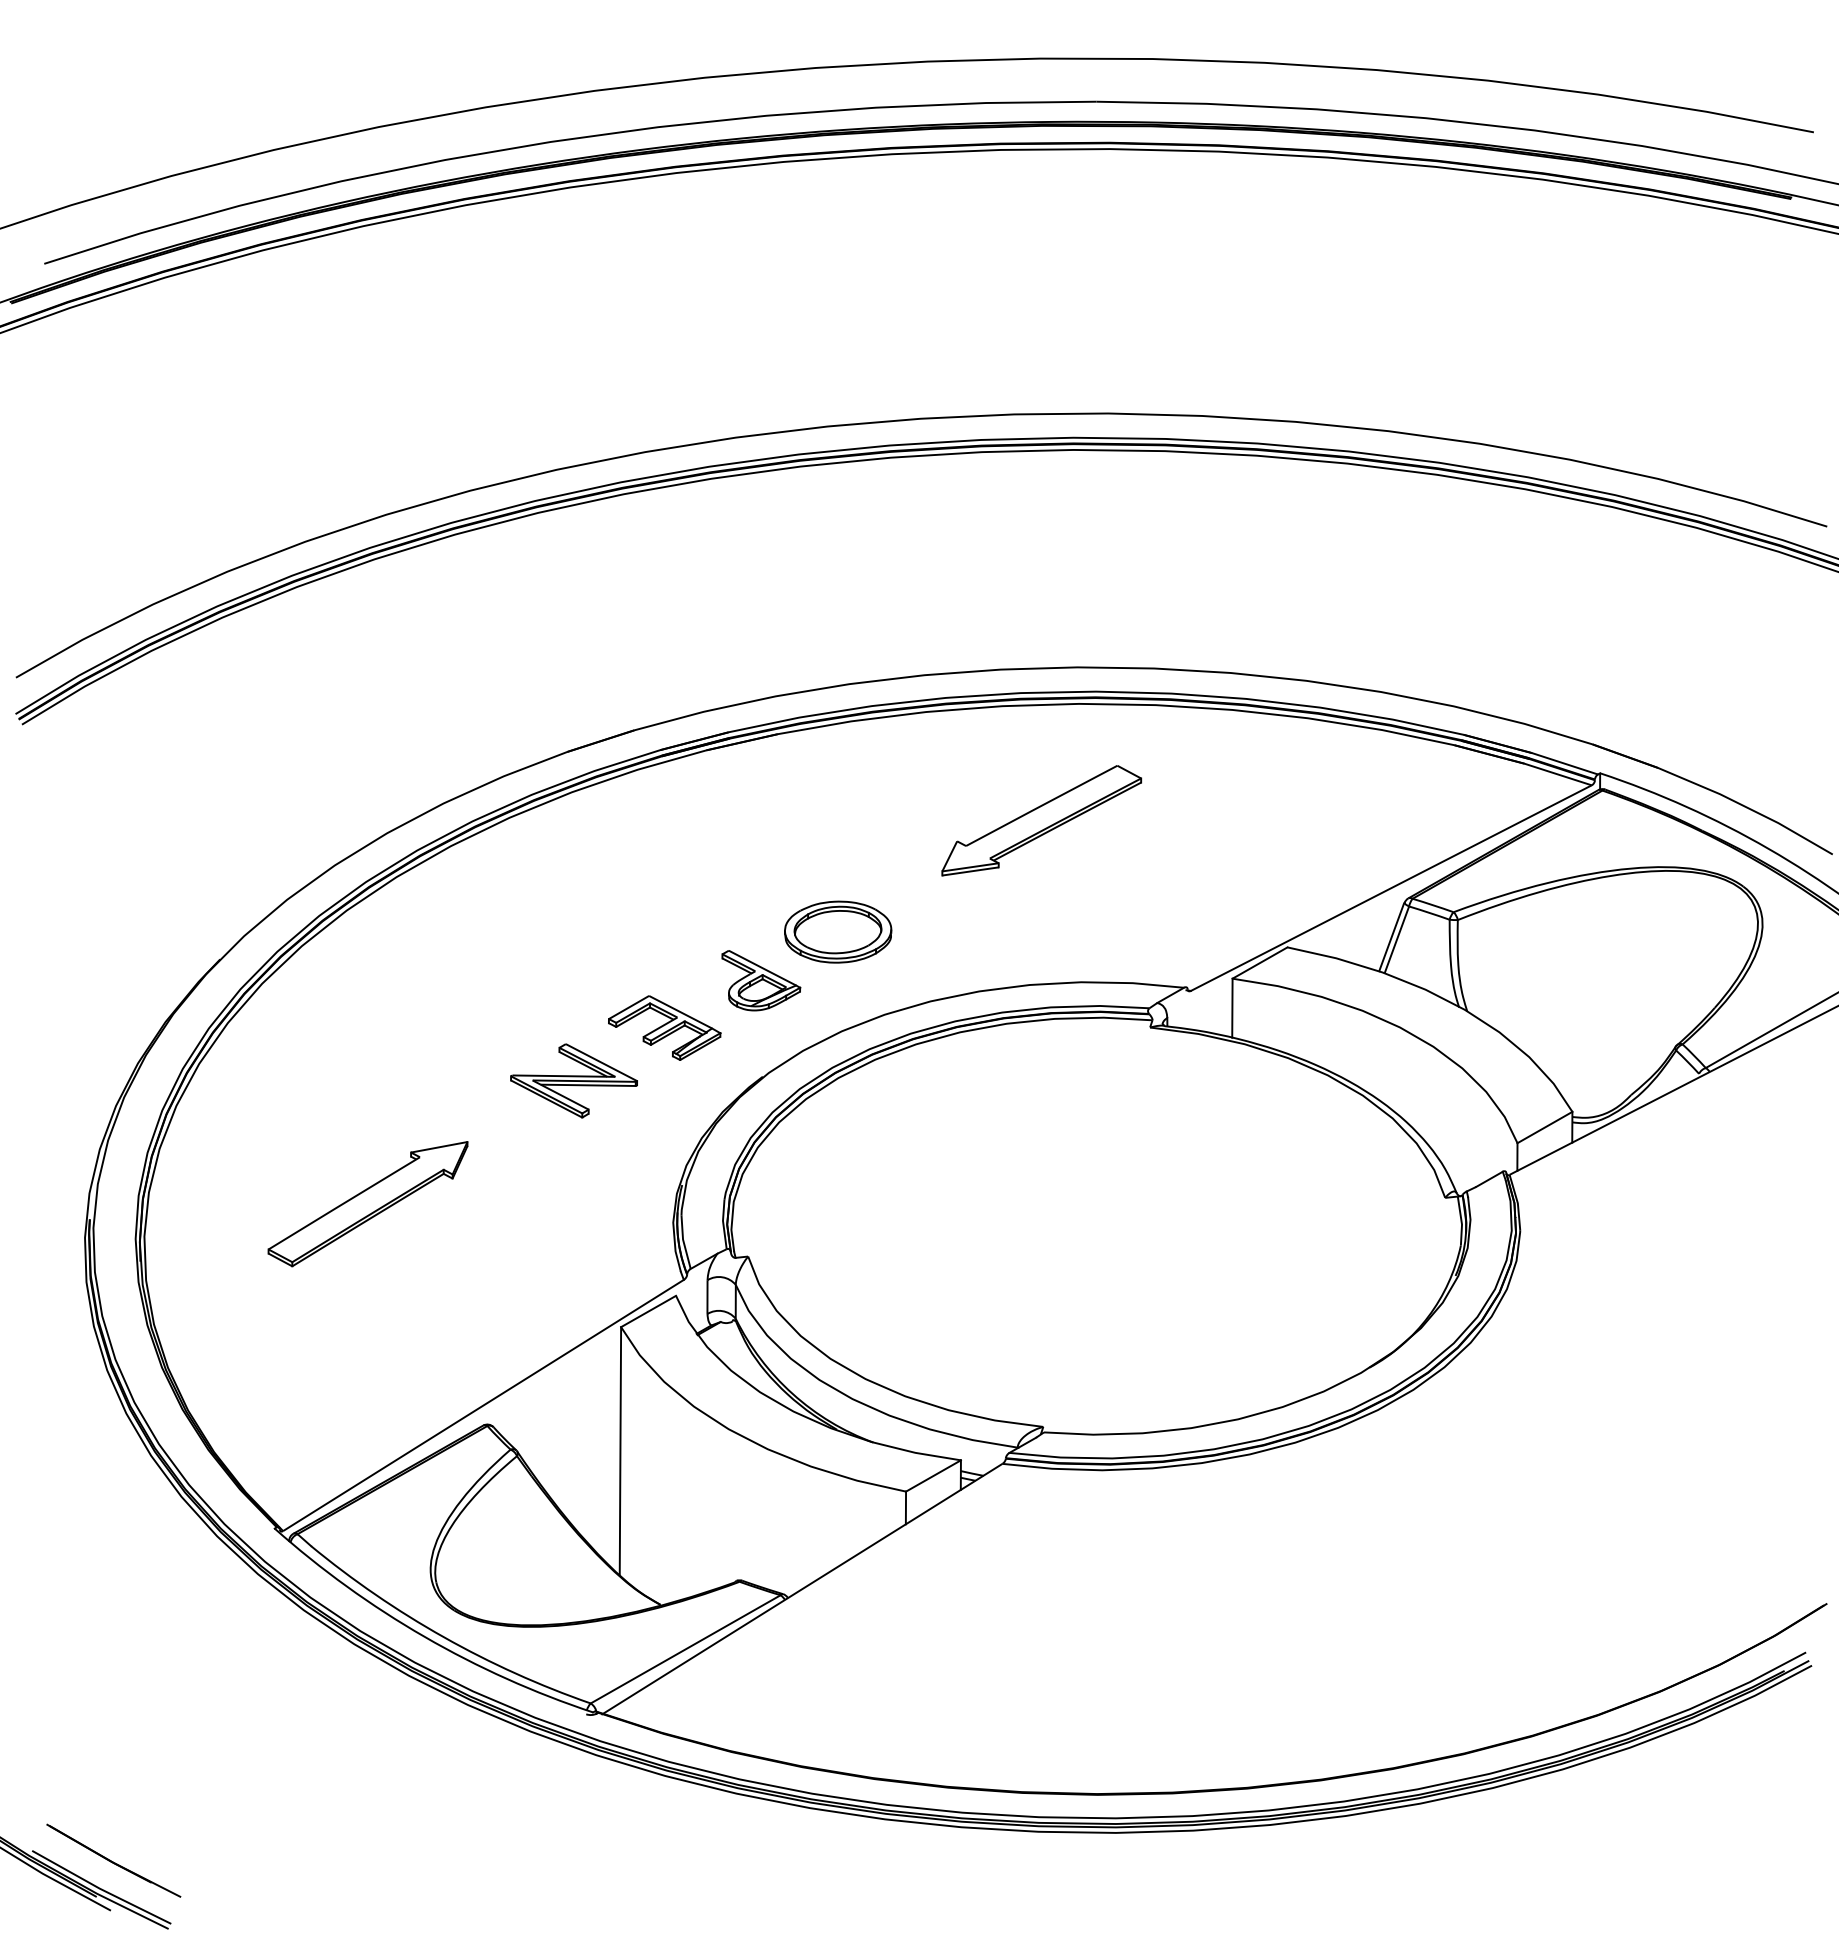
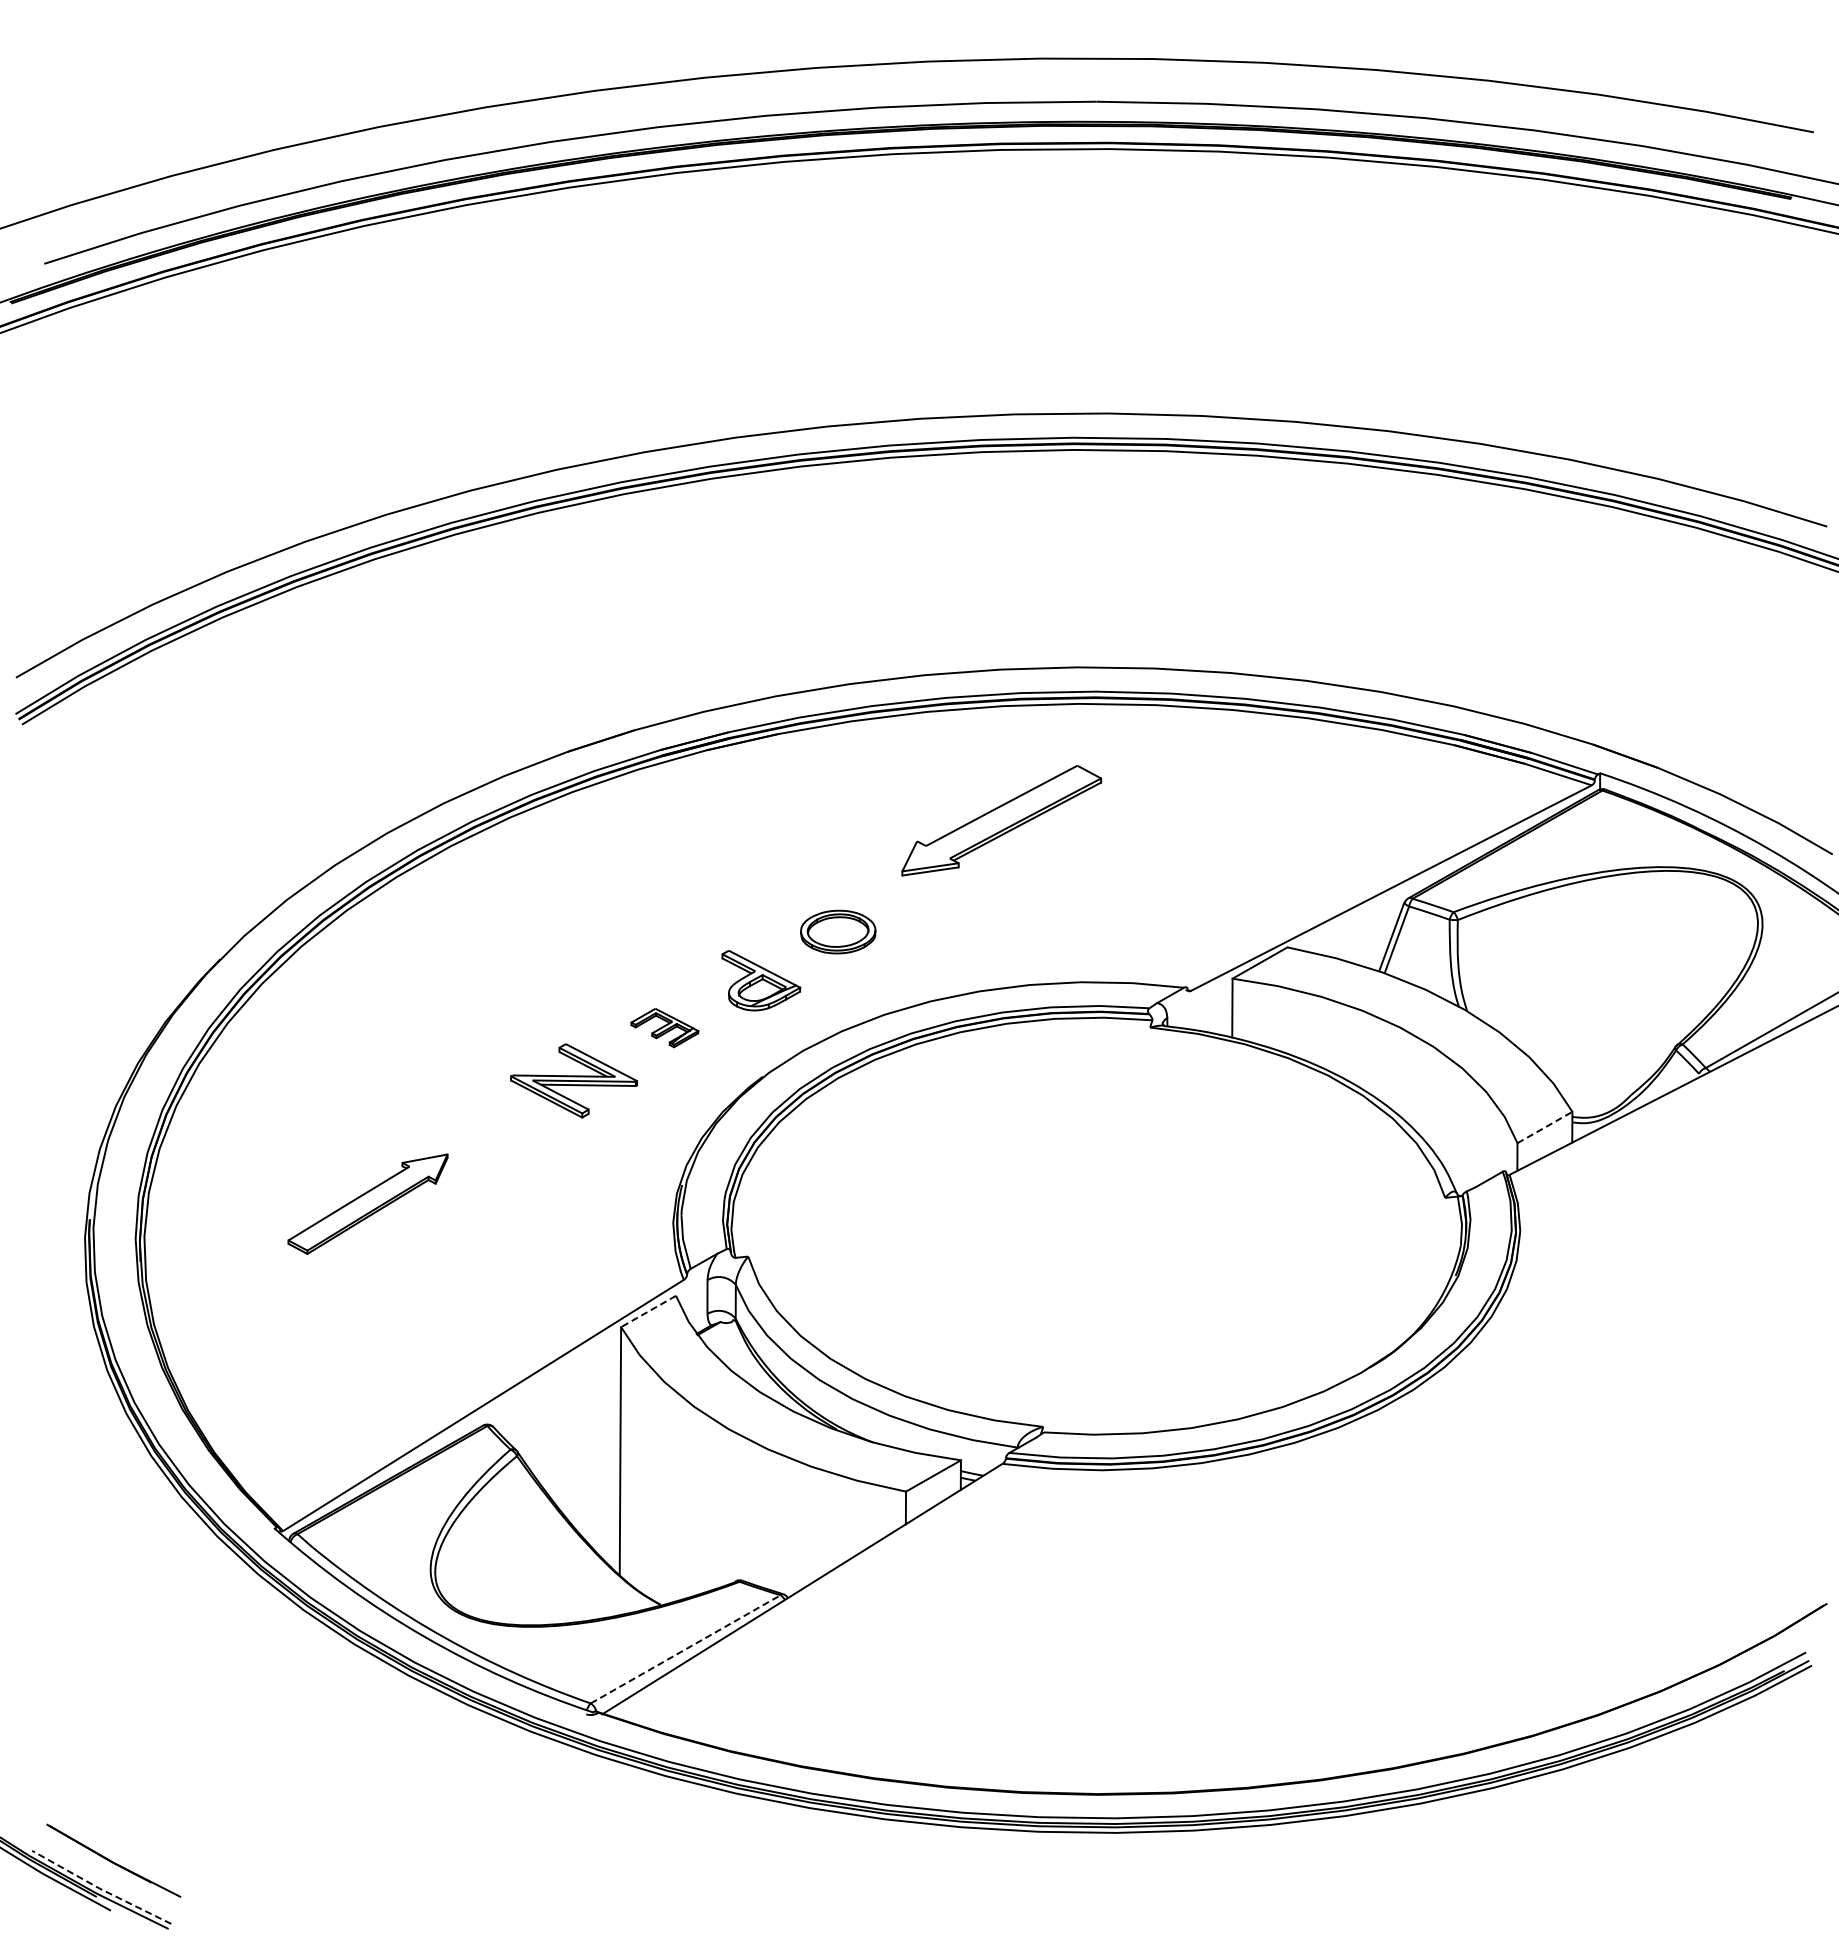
part position: (1041, 820) -> (1001, 820) (1001, 820)
part size: 109x64 px -> 77x46 px (838, 931)
part size: 114x66 px -> 70x41 px (664, 1028)
line: solid -> dashed (1544, 1127)
part size: 202x127 px -> 162x102 px (367, 1203)
line: solid -> dashed (648, 1311)
line: solid -> dashed (686, 1649)
line: solid -> dashed (99, 1888)
